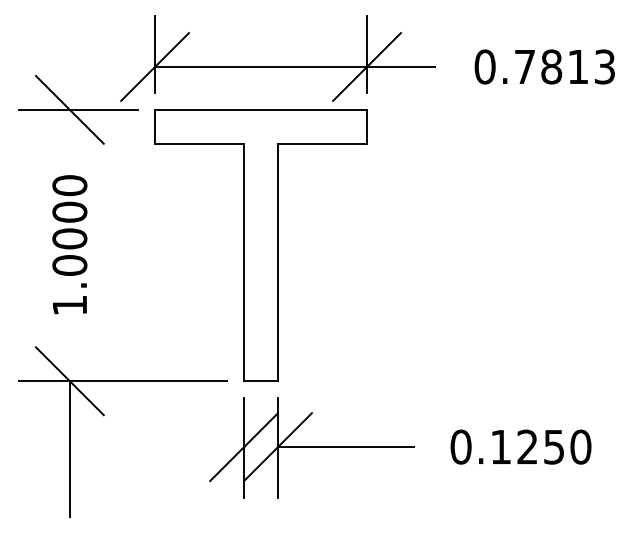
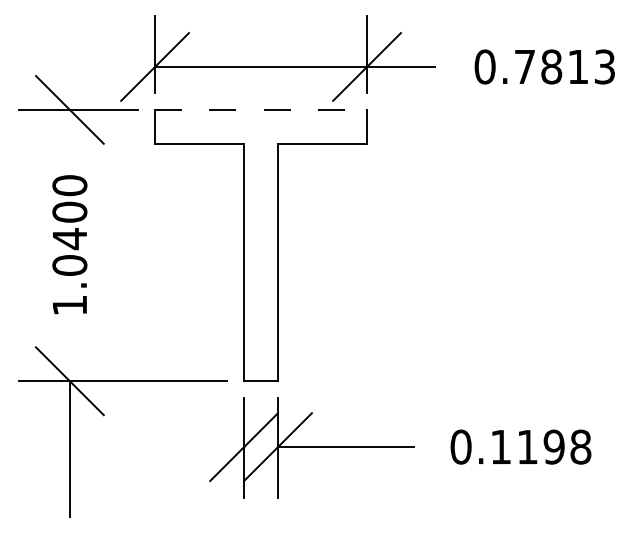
line: solid -> dashed (261, 109)
text: 1.0000 -> 1.0400 (69, 239)
text: 0.1250 -> 0.1198 (554, 446)
